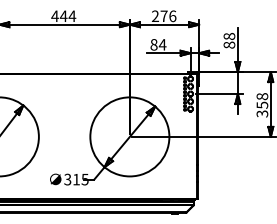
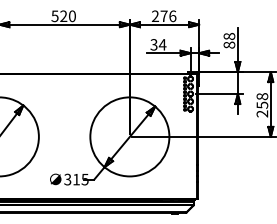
text: 444 -> 520 (63, 16)
text: 84 -> 34 (153, 44)
text: 358 -> 258 (262, 113)
